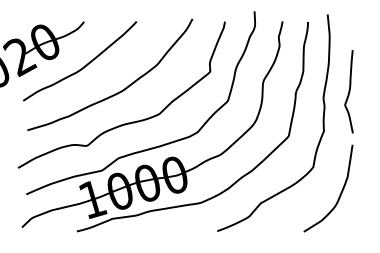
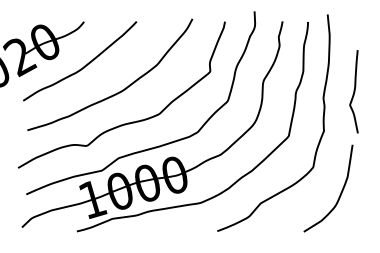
curve position: (348, 91) -> (353, 91) (353, 91)
